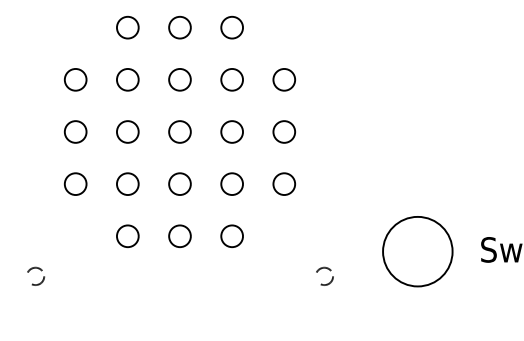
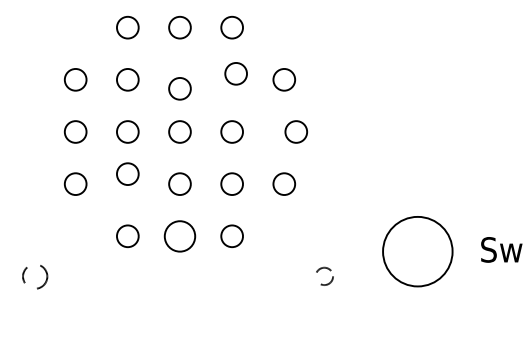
circle position: (179, 79) -> (179, 88) (179, 88)
circle position: (231, 79) -> (235, 73) (235, 73)
circle position: (283, 131) -> (295, 131) (295, 131)
circle position: (127, 183) -> (127, 173) (127, 173)
circle size: 24x24 px -> 34x33 px (179, 236)
circle size: 19x20 px -> 27x25 px (35, 277)
